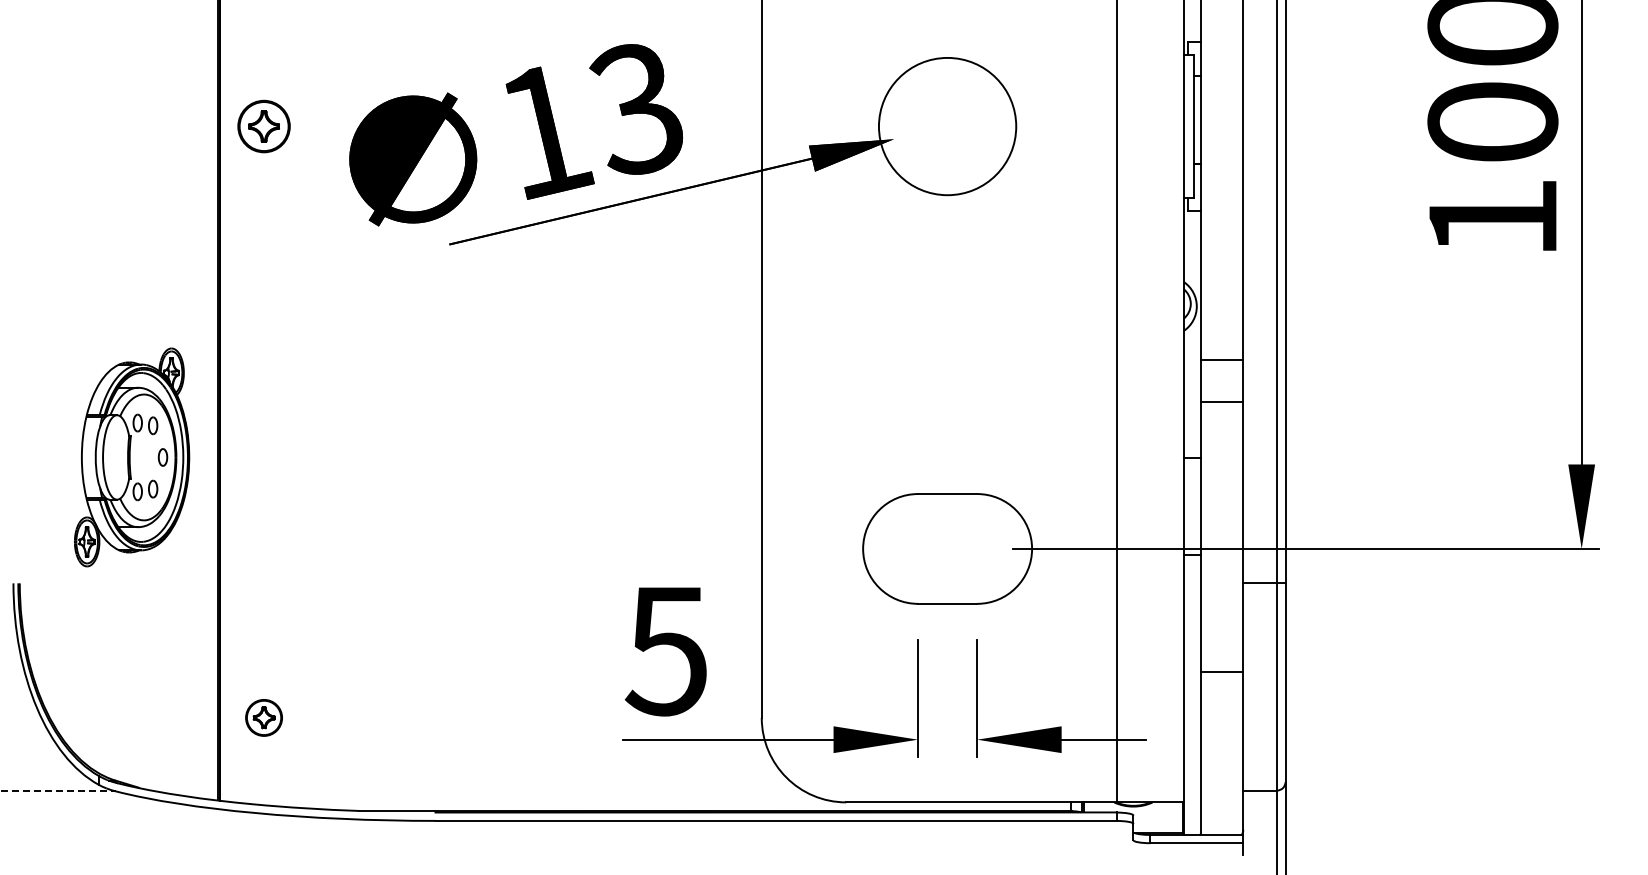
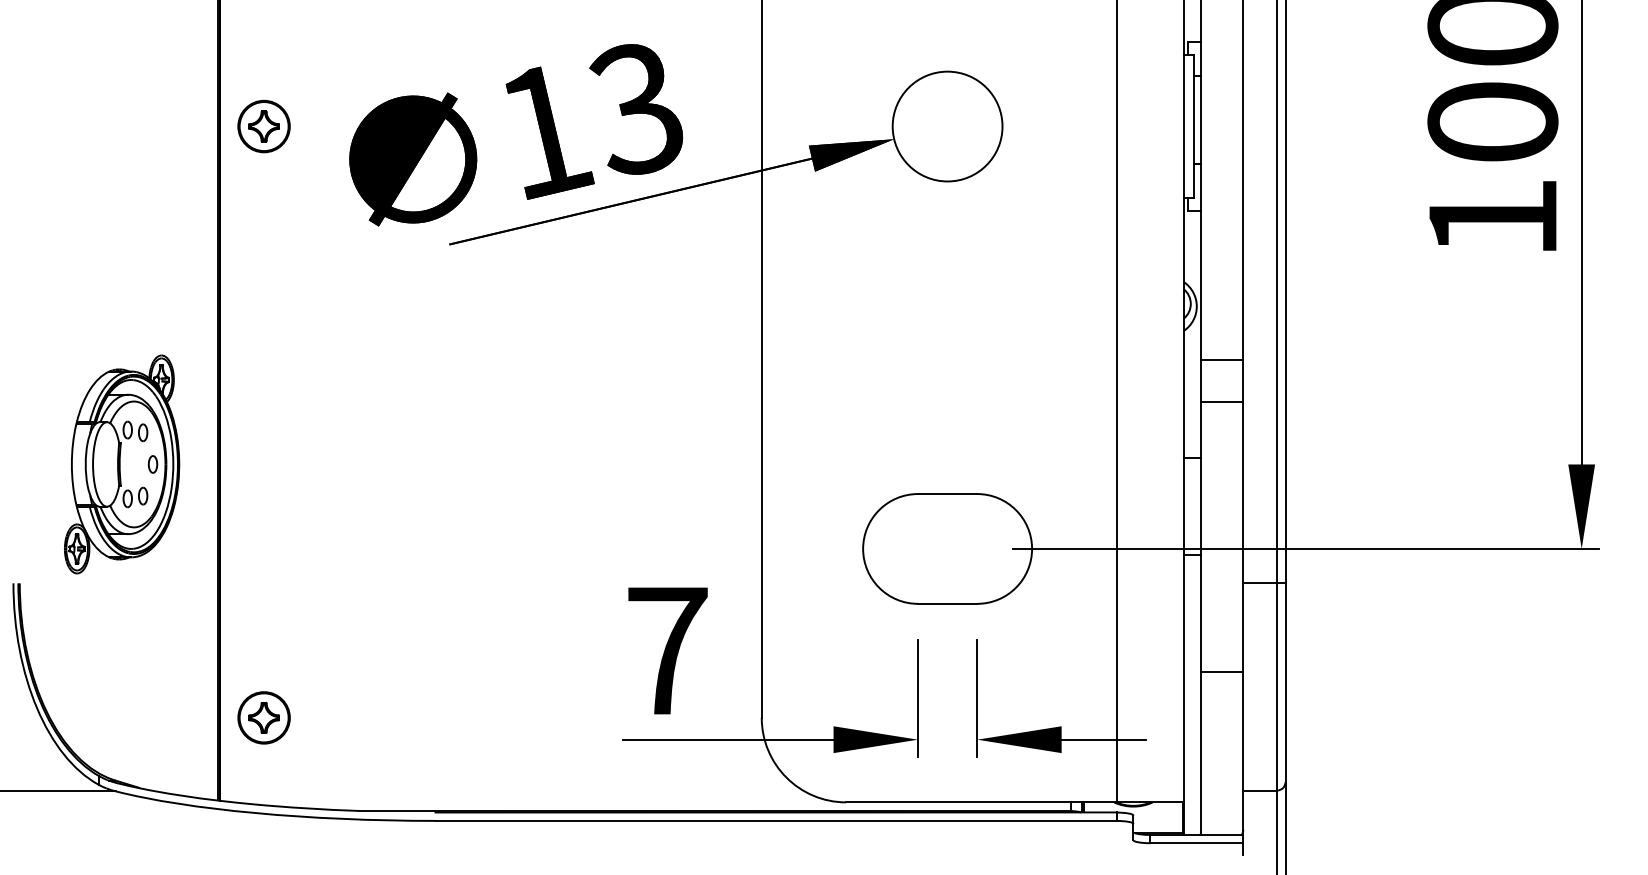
circle diameter: 137 px -> 110 px (947, 126)
part position: (132, 457) -> (122, 464) (122, 464)
text: 5 -> 7 (665, 651)
part size: 38x38 px -> 54x54 px (263, 717)
line: dashed -> solid (58, 791)
